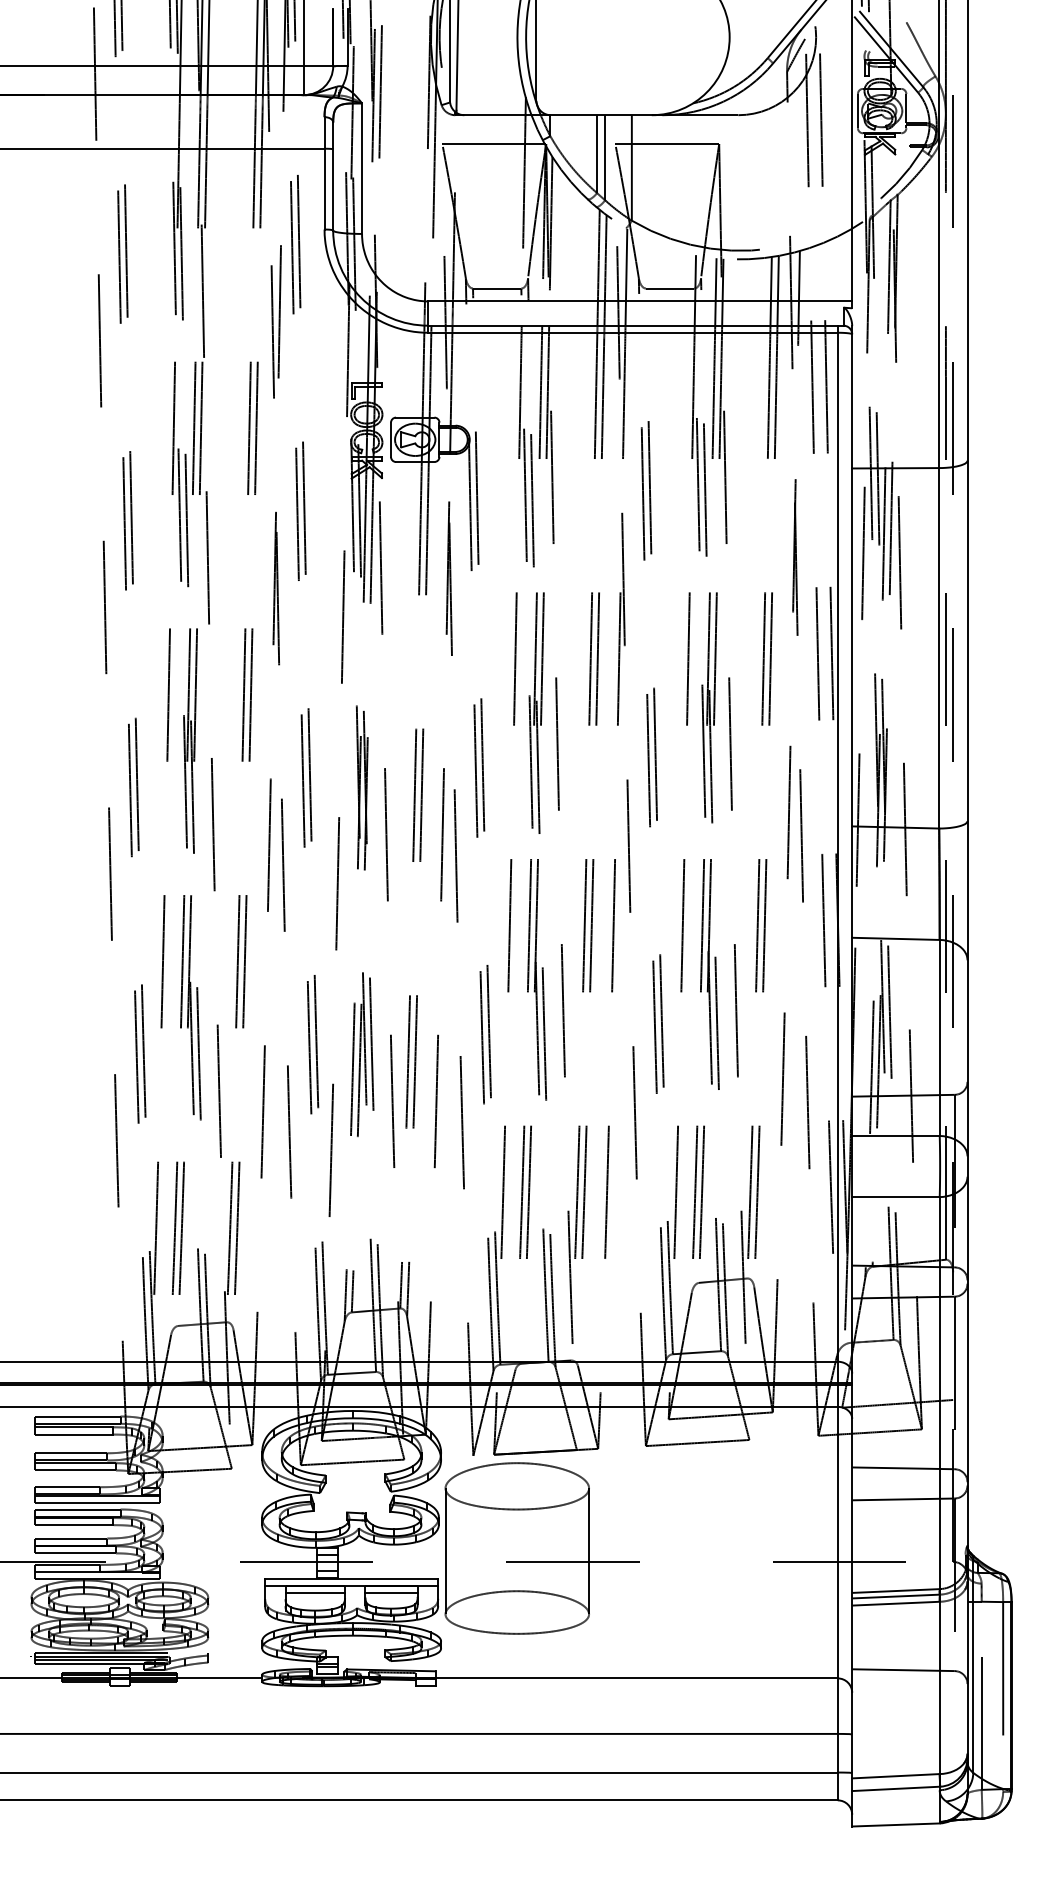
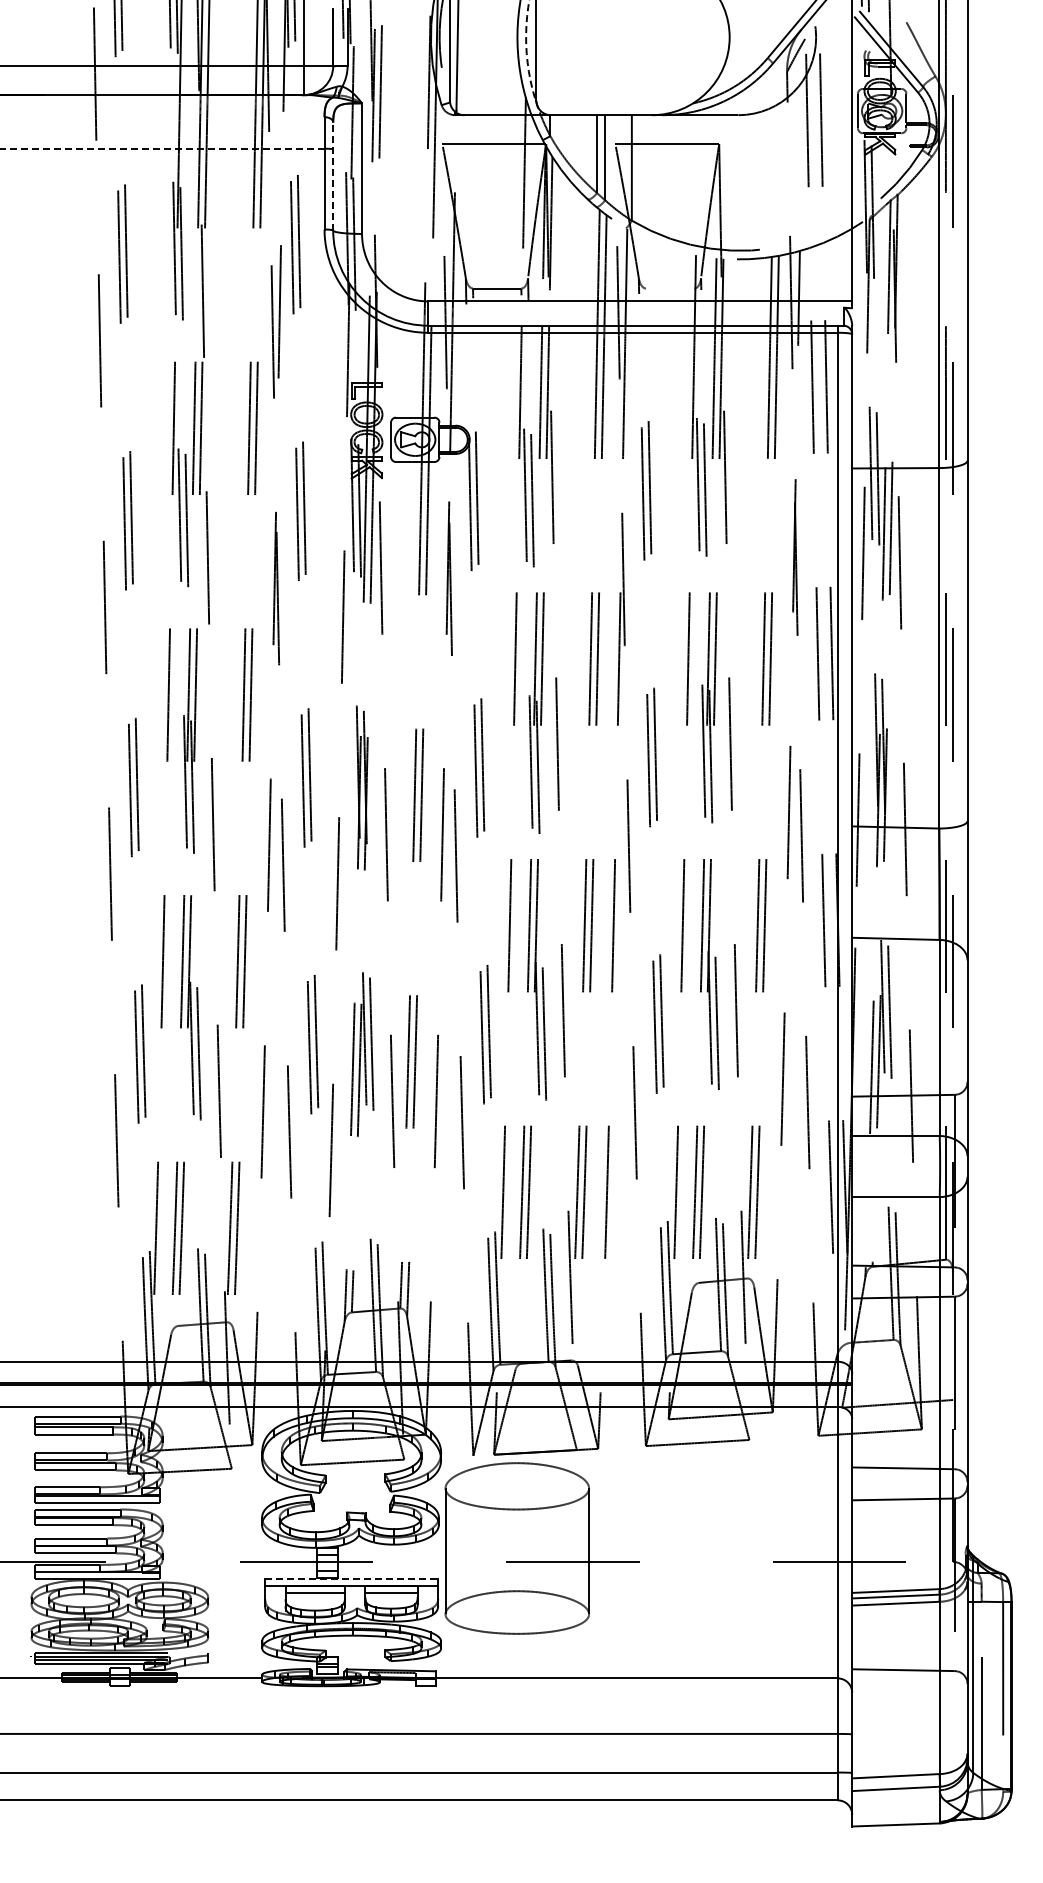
arc: solid -> dashed (527, 58)
line: solid -> dashed (162, 148)
line: solid -> dashed (333, 176)
line: present -> none (670, 288)
line: solid -> dashed (352, 1579)
